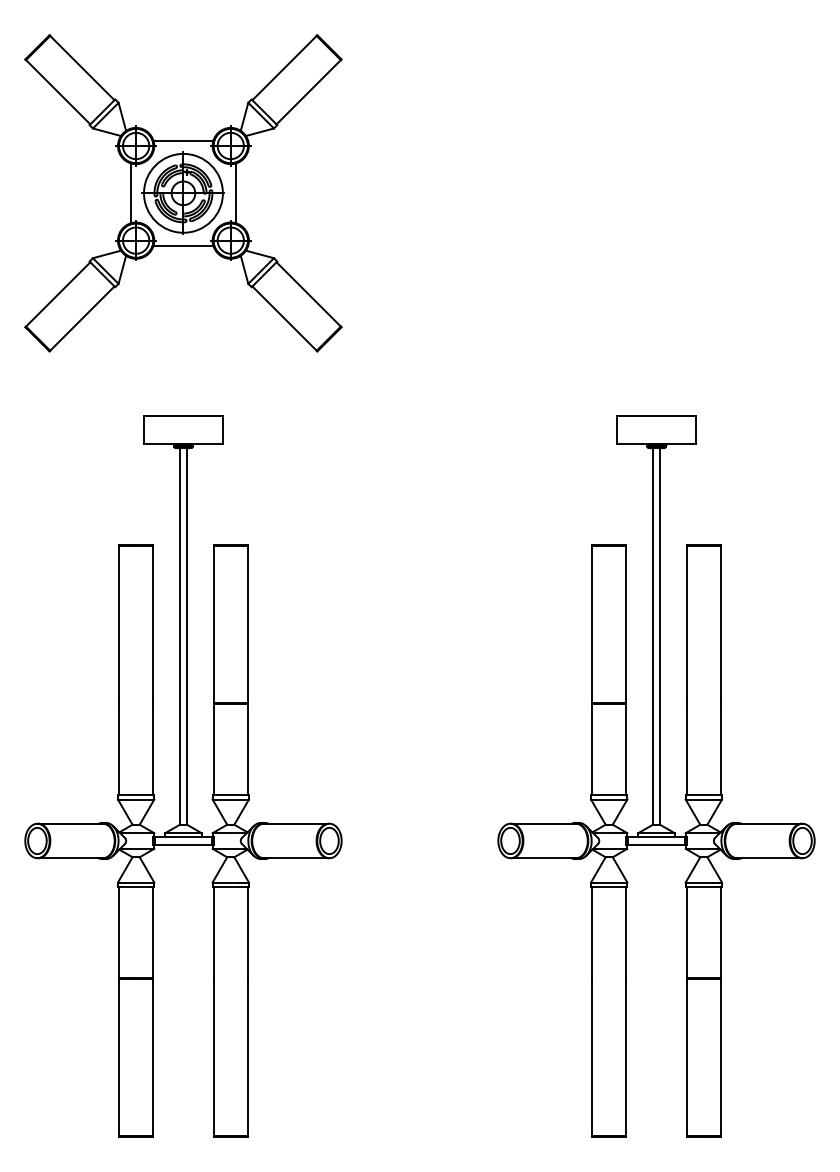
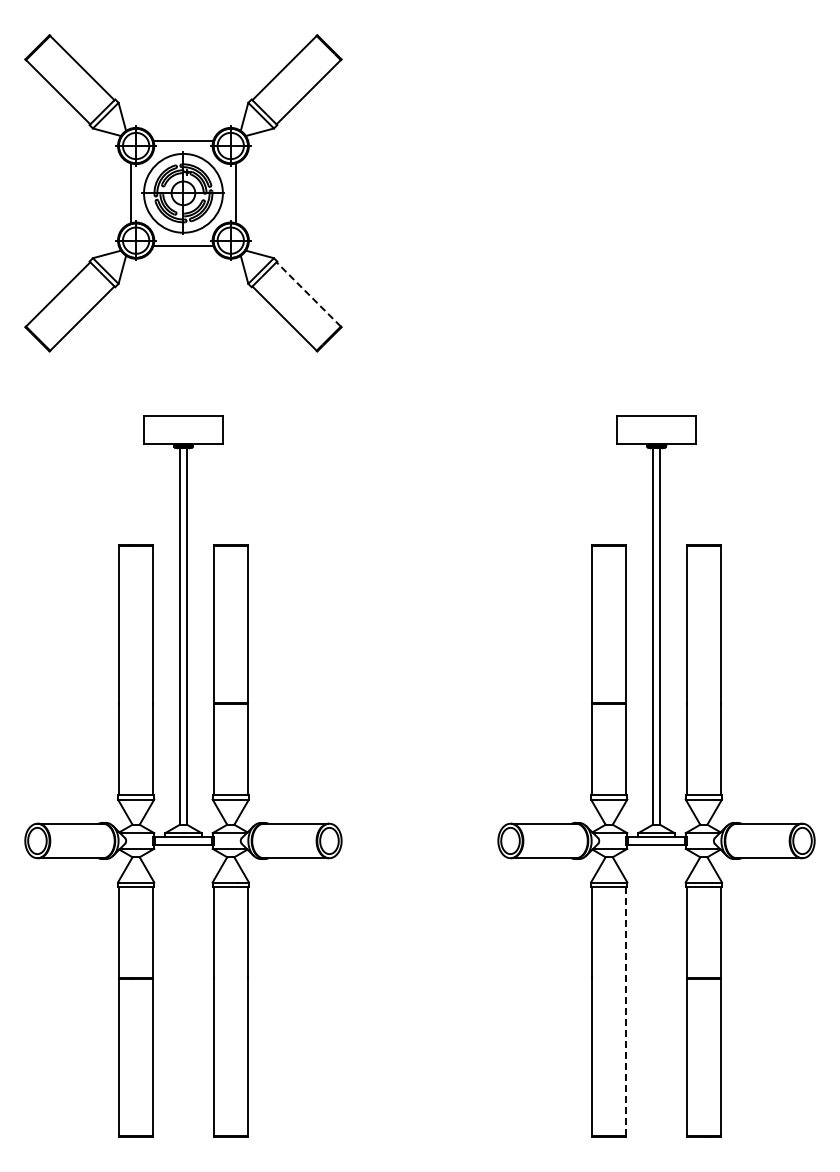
line: solid -> dashed (308, 294)
line: solid -> dashed (626, 1011)
